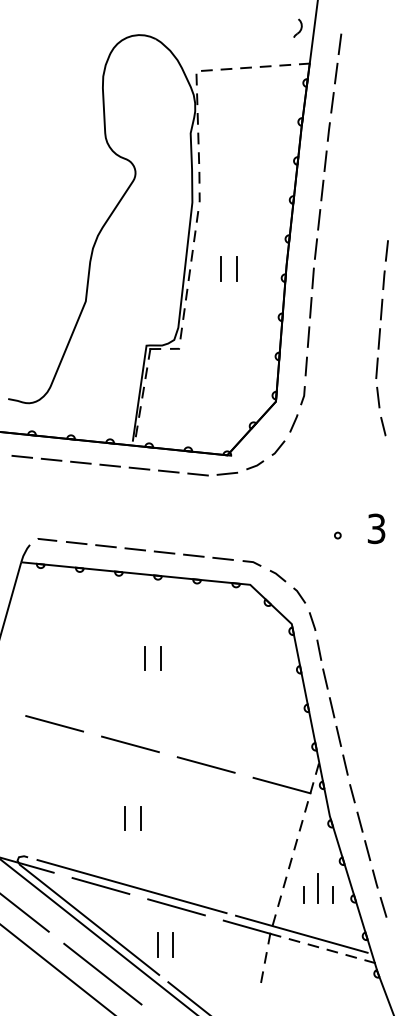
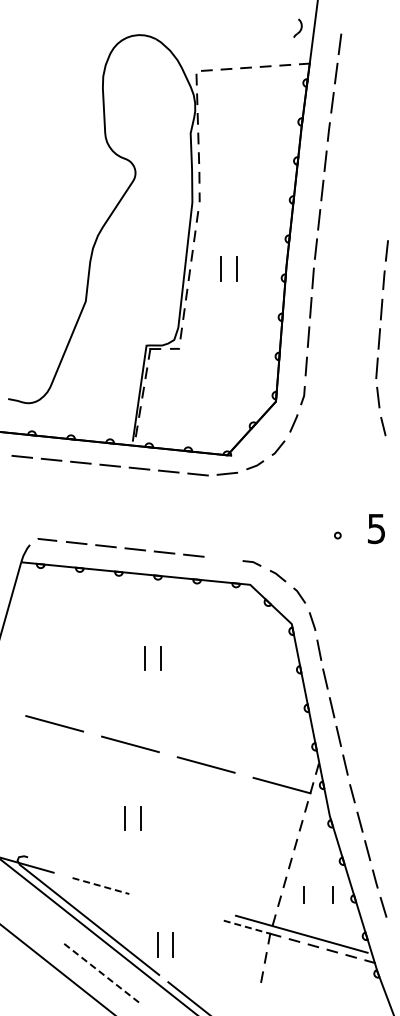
text: 3 -> 5 (376, 528)
line: present -> none (222, 558)
line: solid -> dashed (101, 886)
line: present -> none (131, 886)
line: present -> none (318, 888)
line: present -> none (176, 907)
line: present -> none (25, 913)
line: solid -> dashed (247, 927)
line: solid -> dashed (103, 974)
